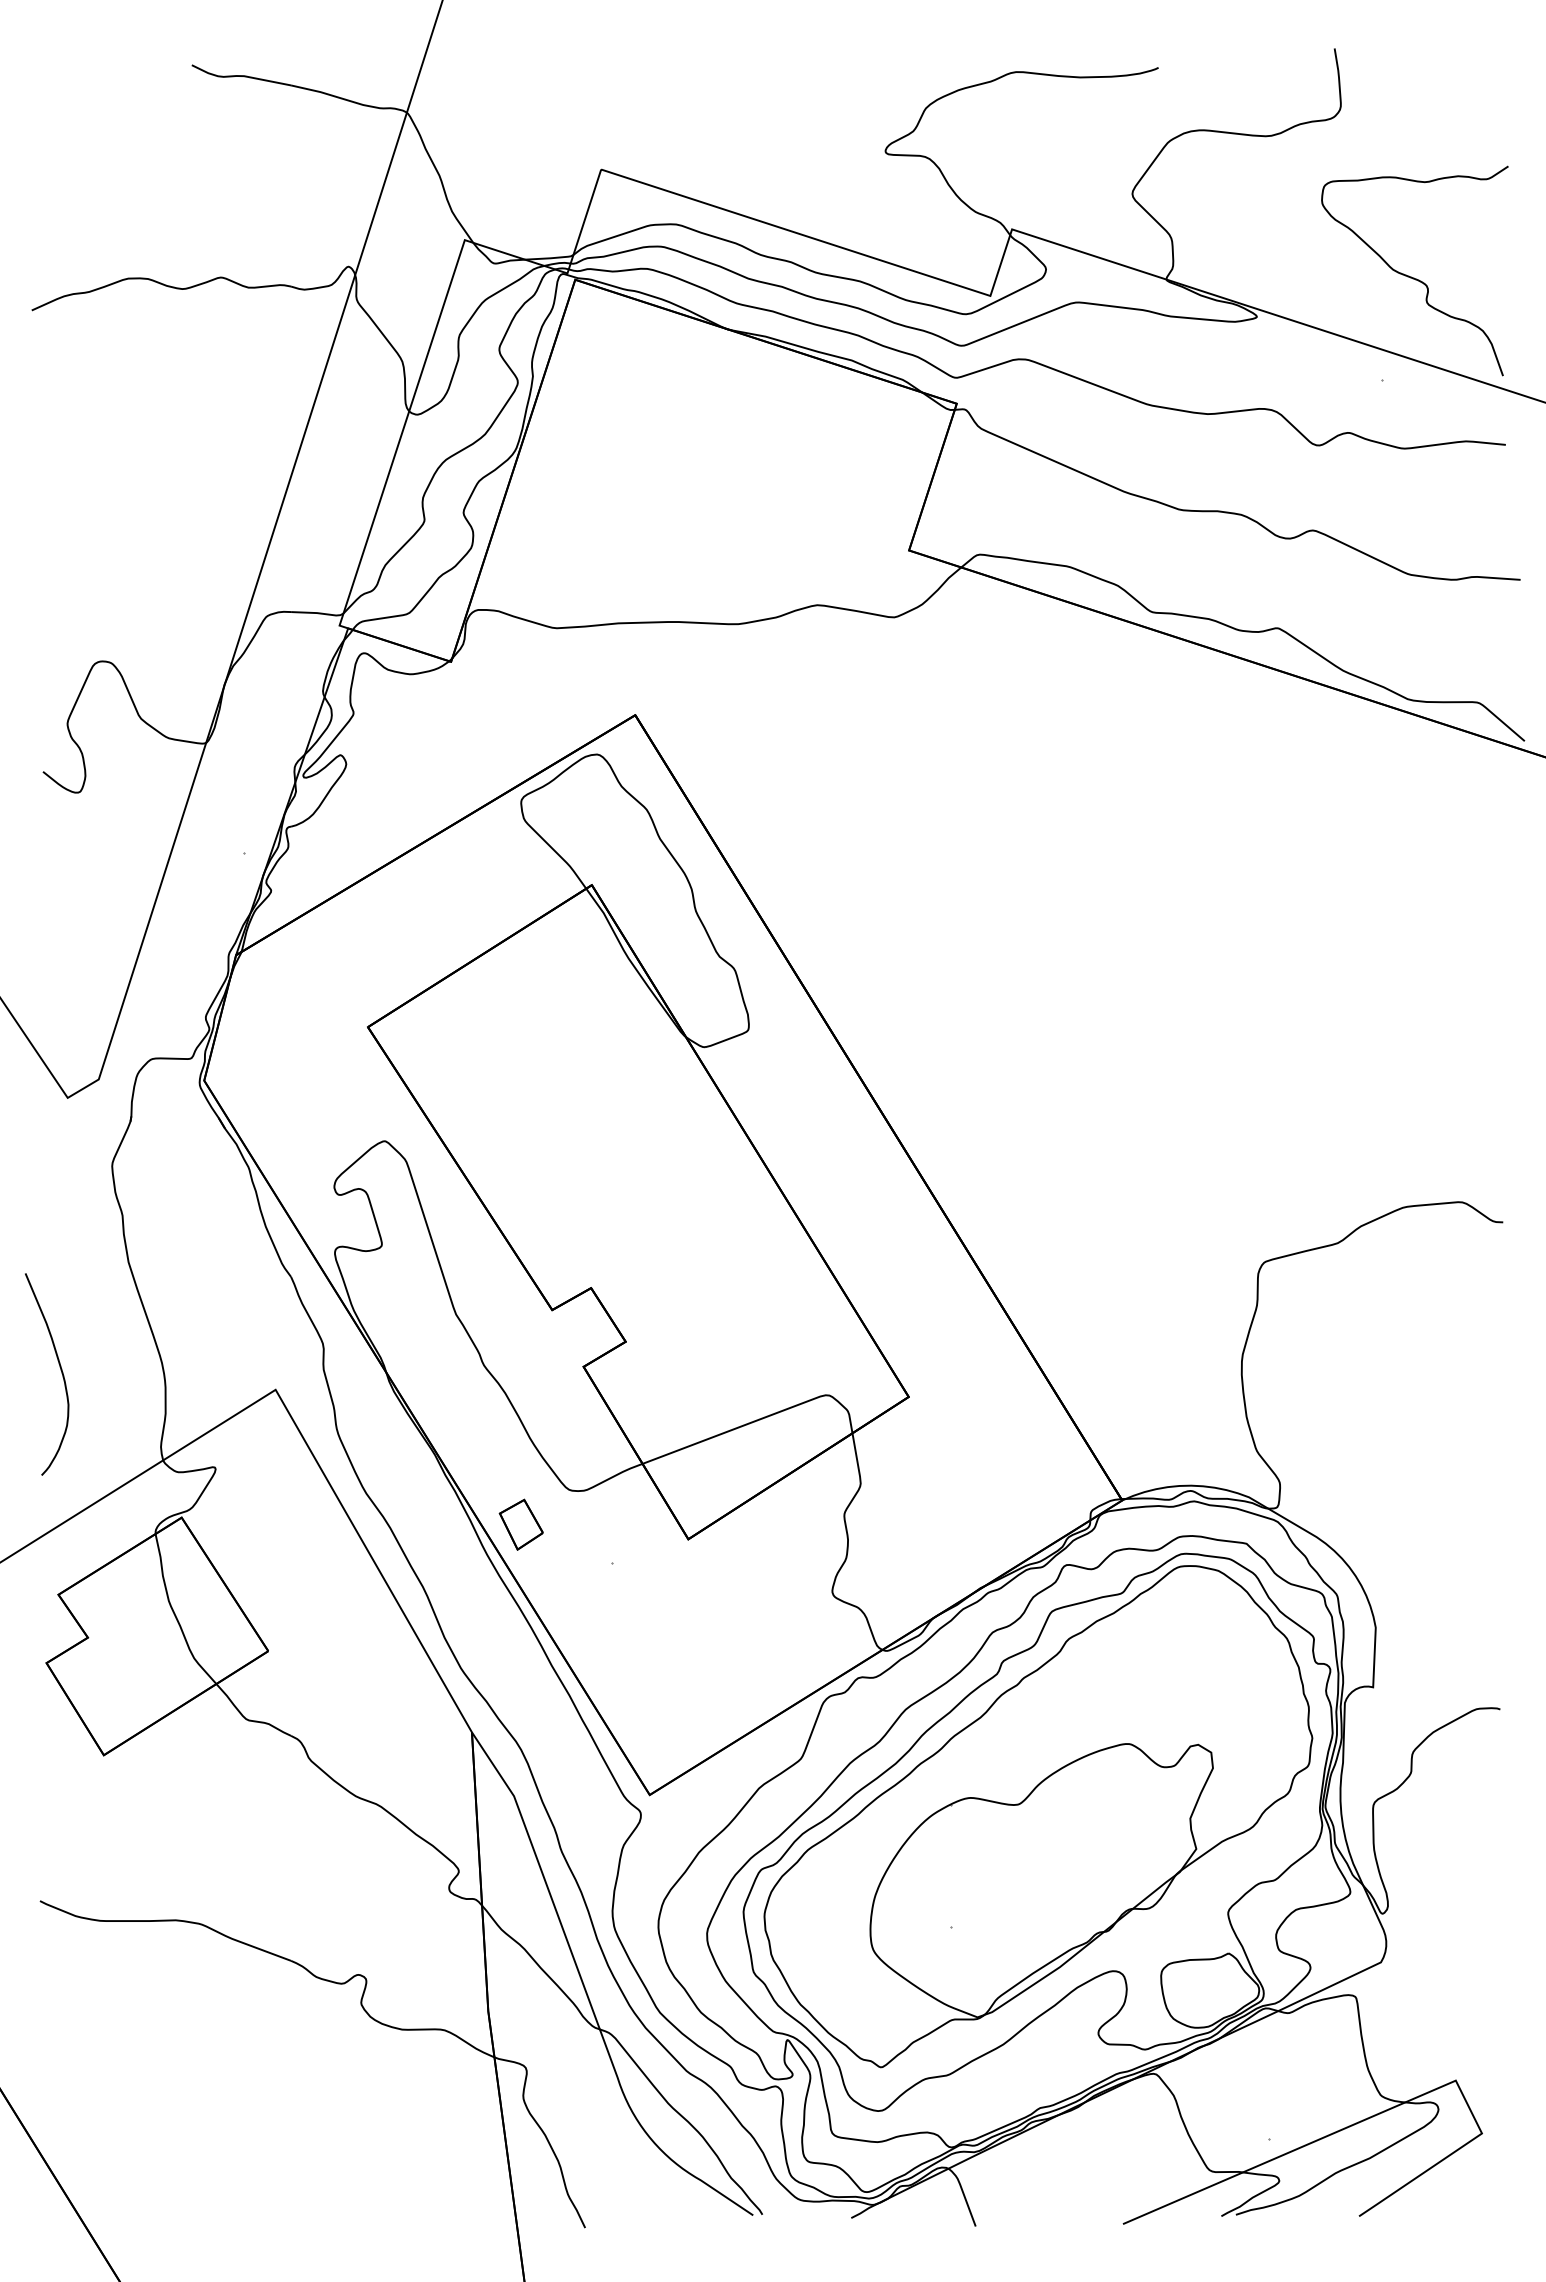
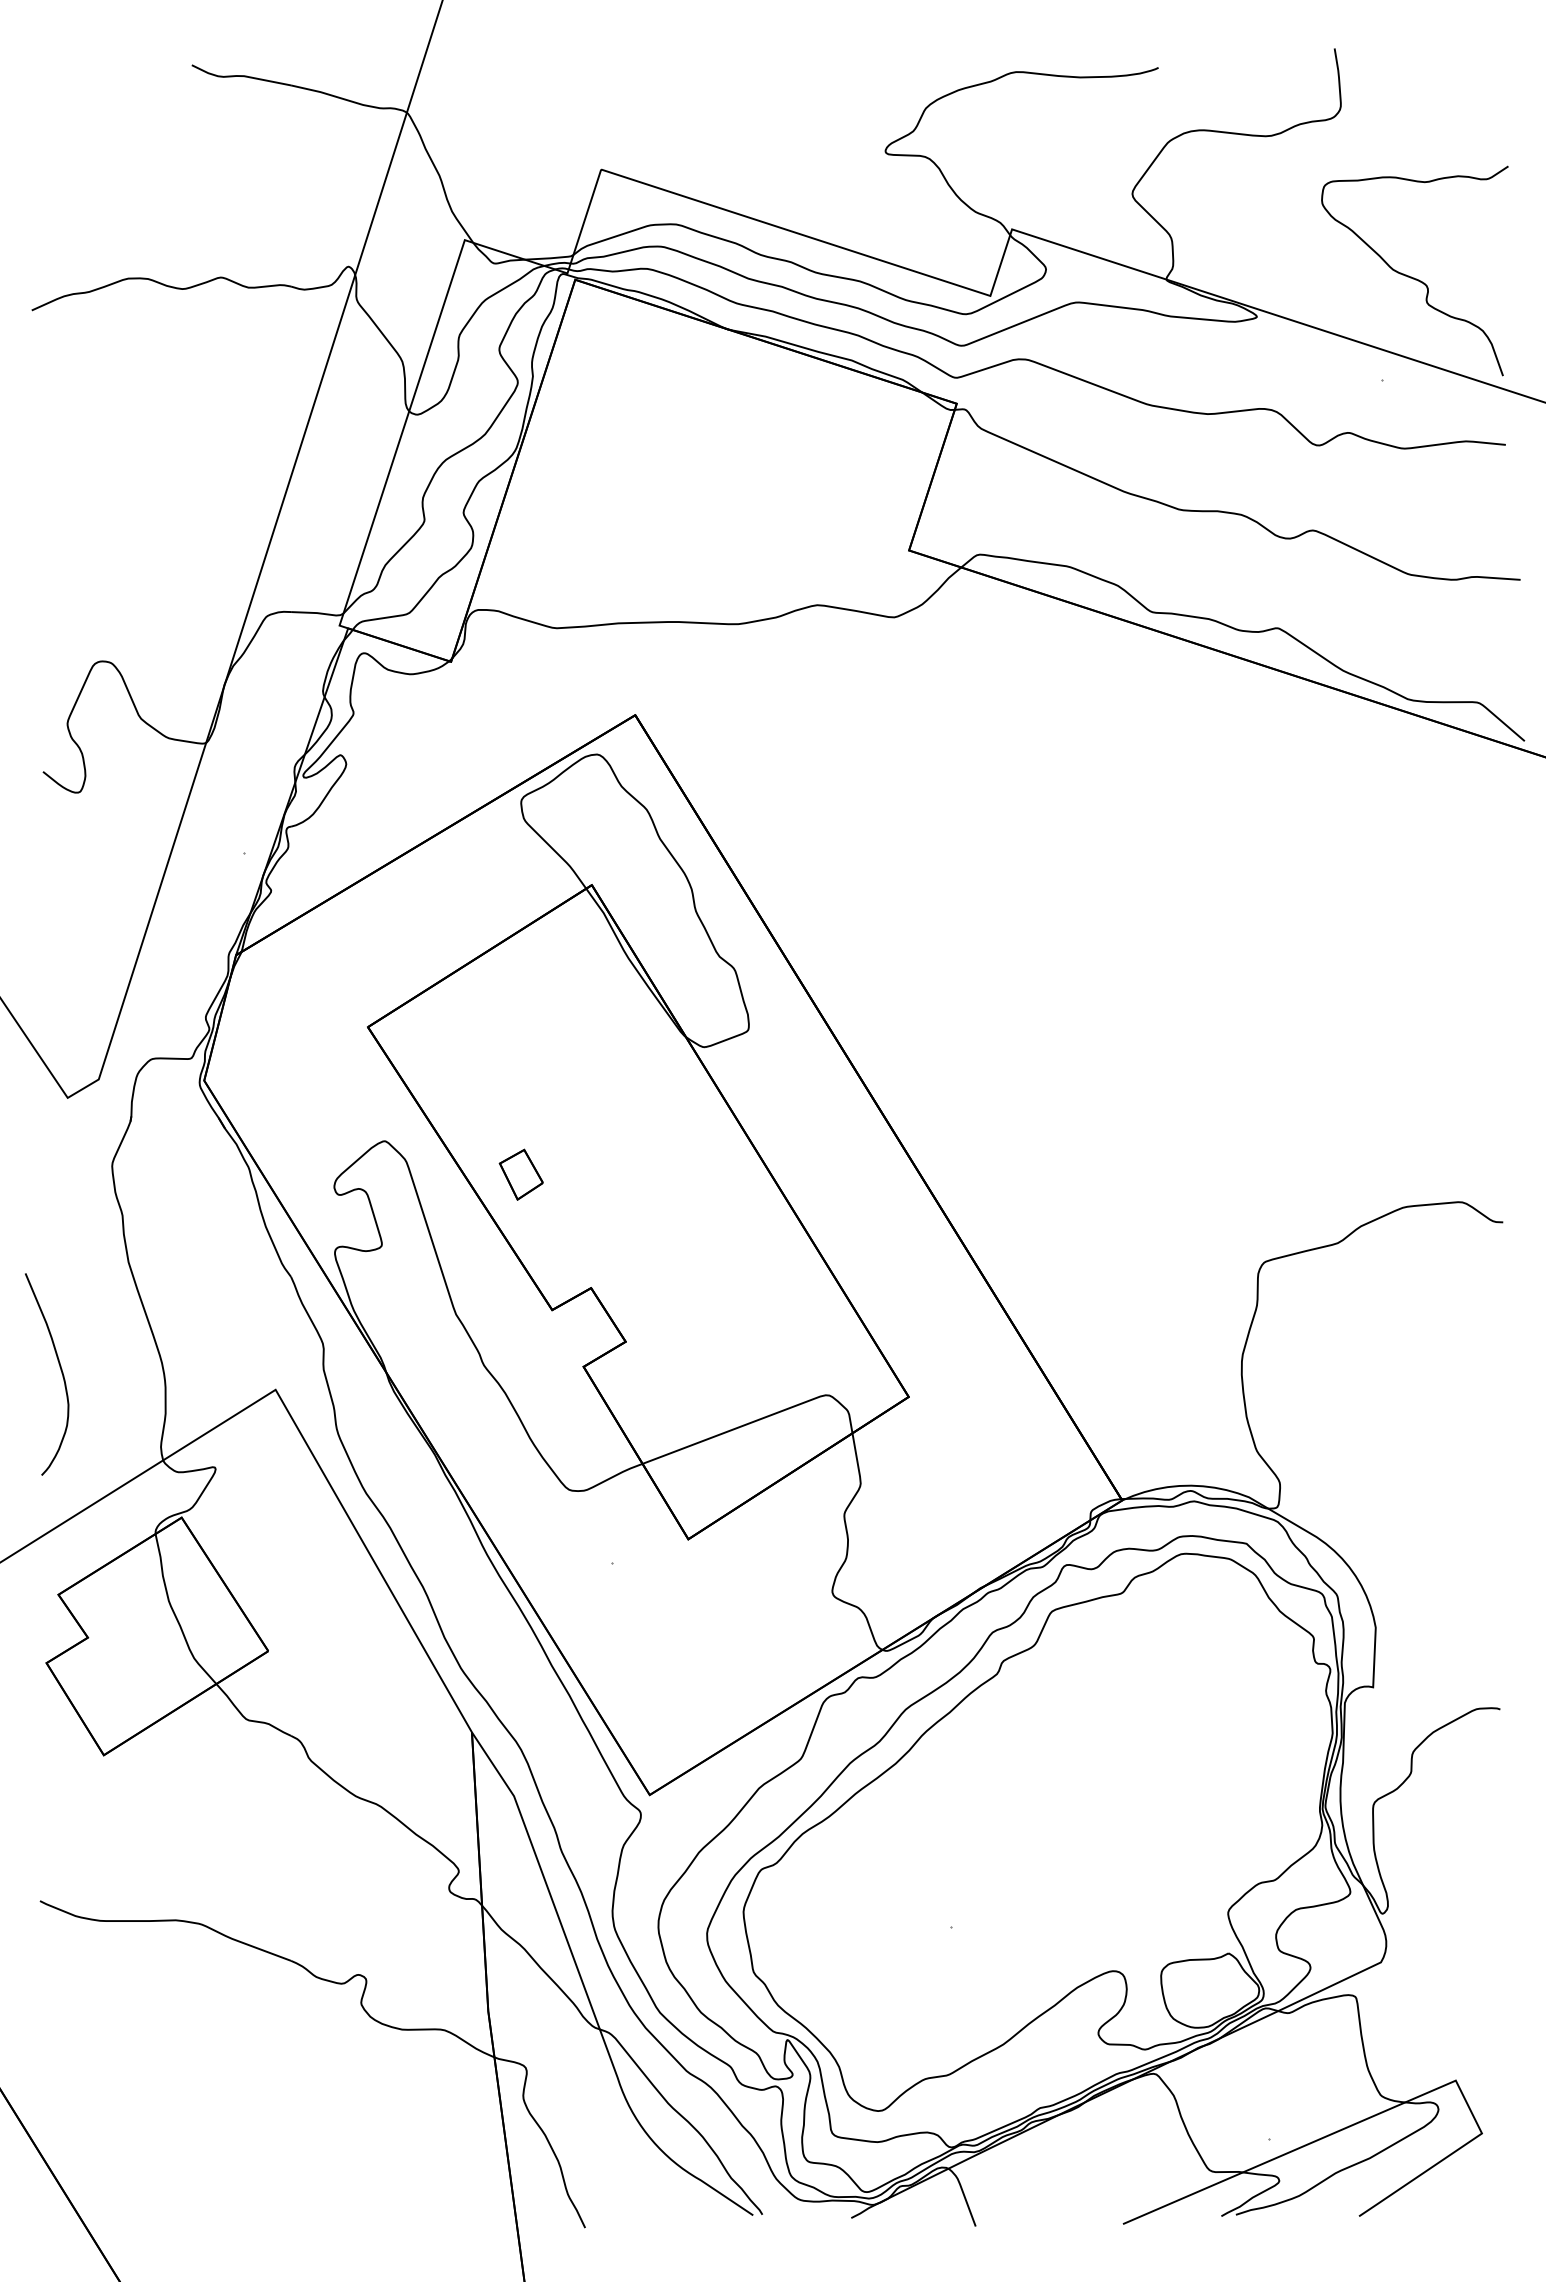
part position: (520, 1524) -> (520, 1174) (520, 1174)
part: present -> none (1038, 1816)
